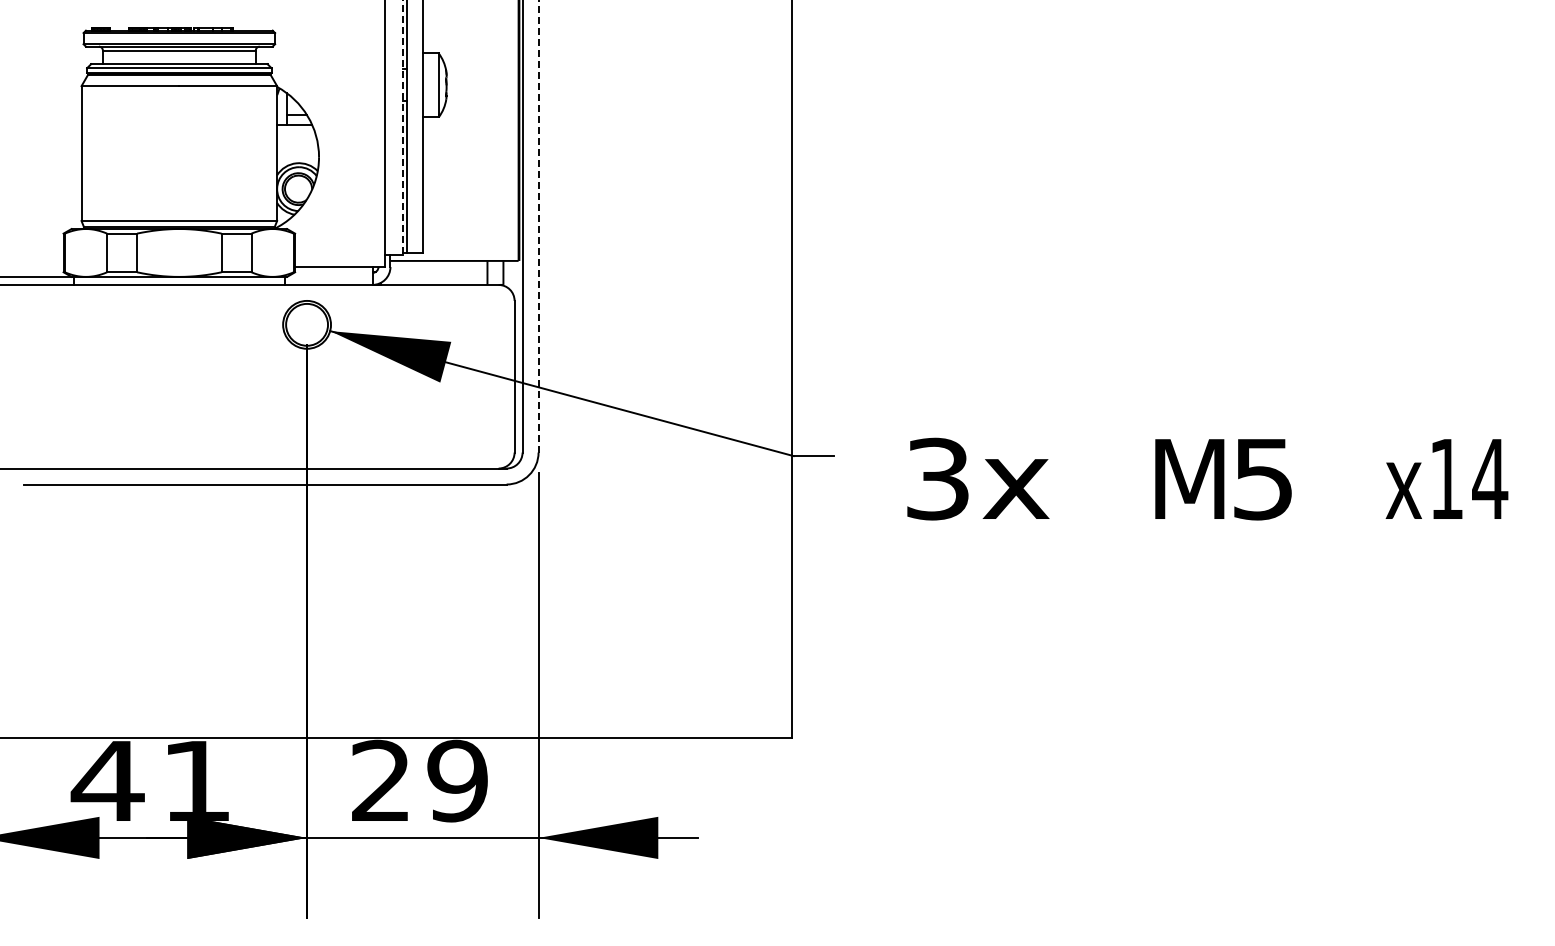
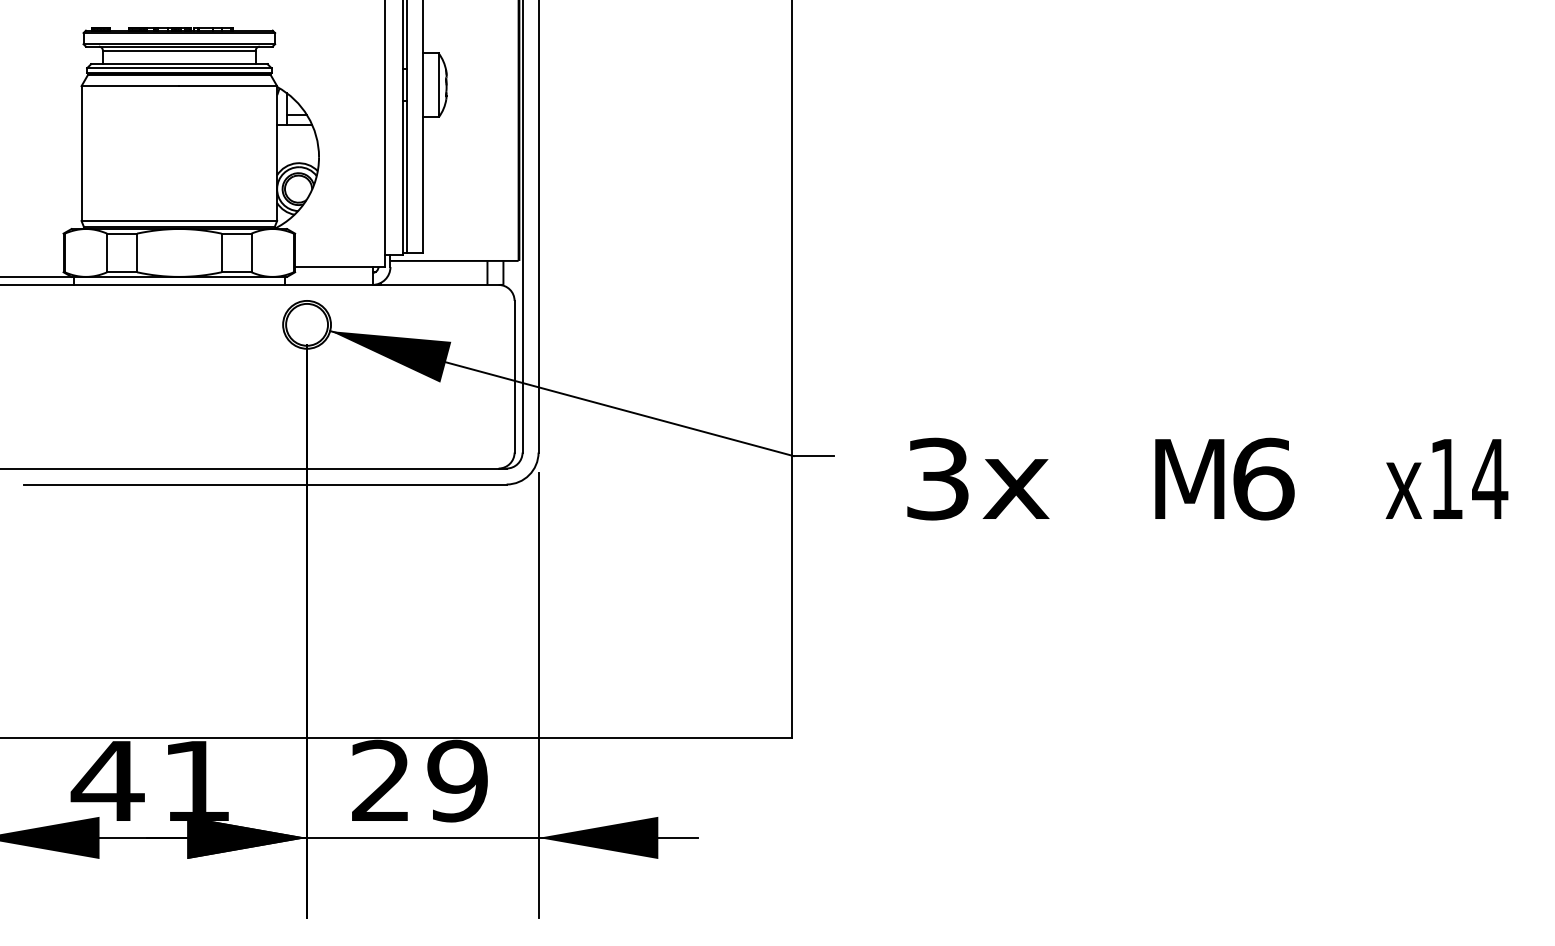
line: dashed -> solid (402, 128)
line: dashed -> solid (538, 226)
text: 5 -> 6 (1263, 478)
